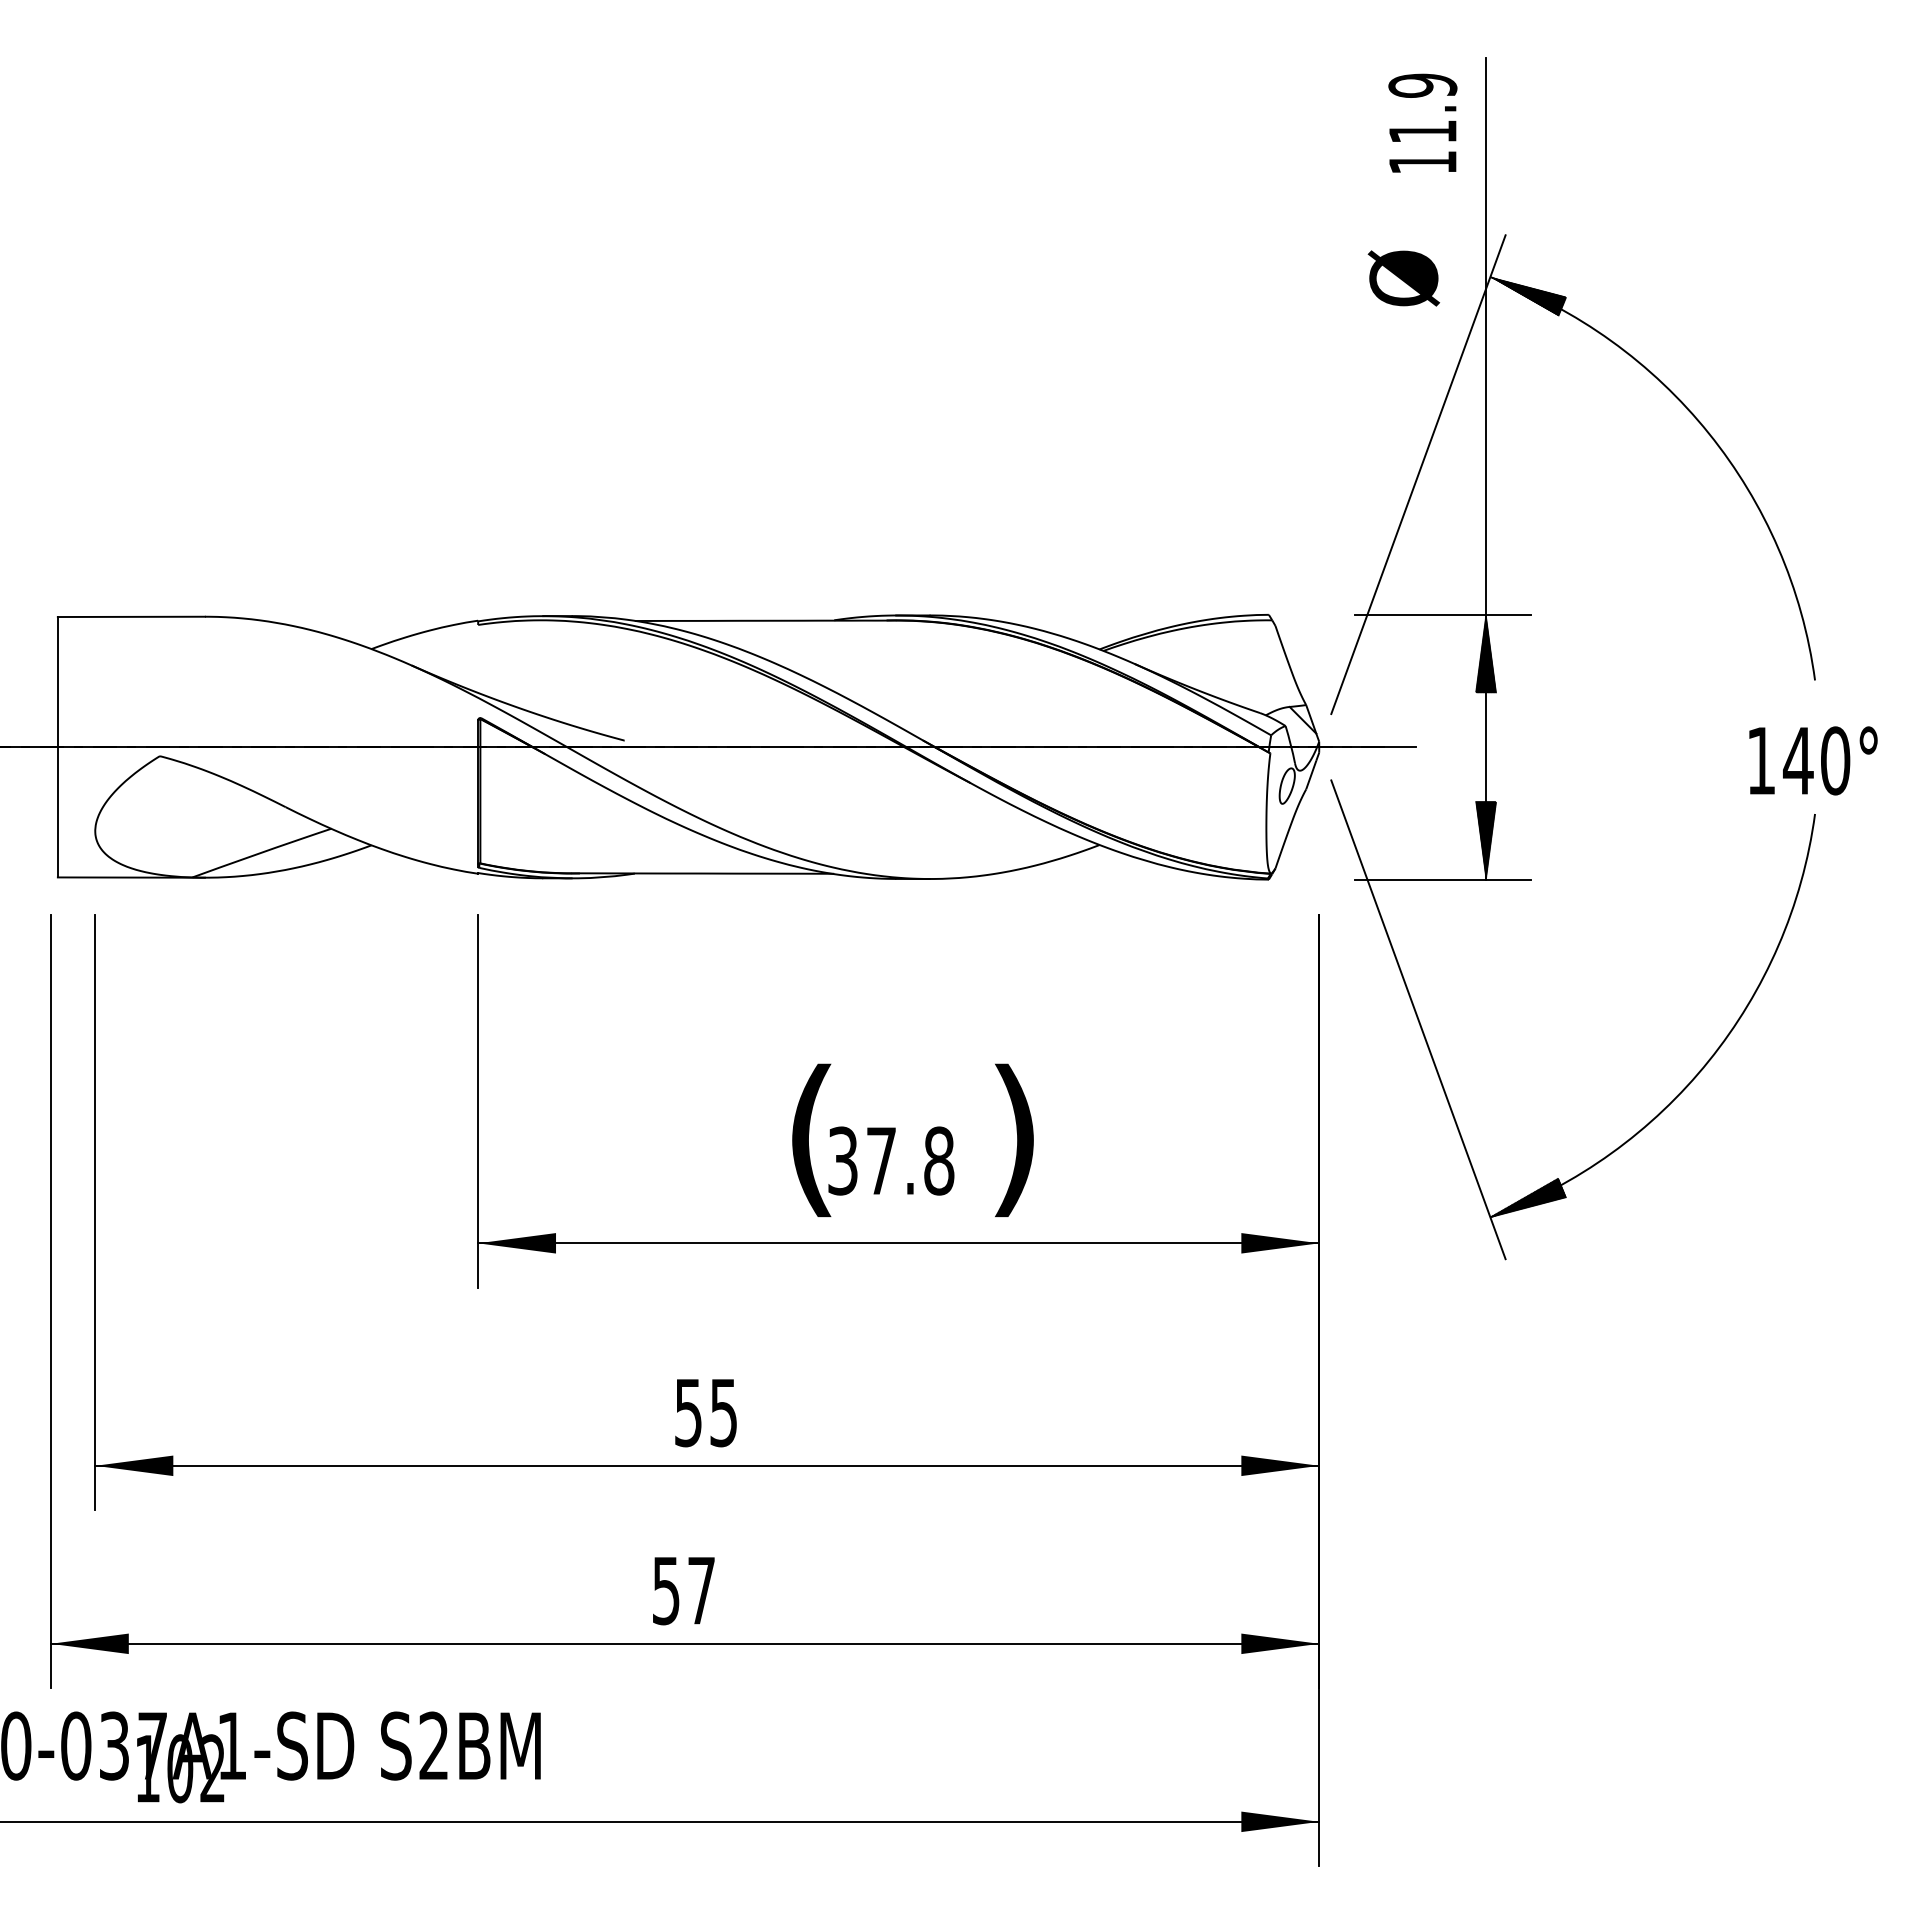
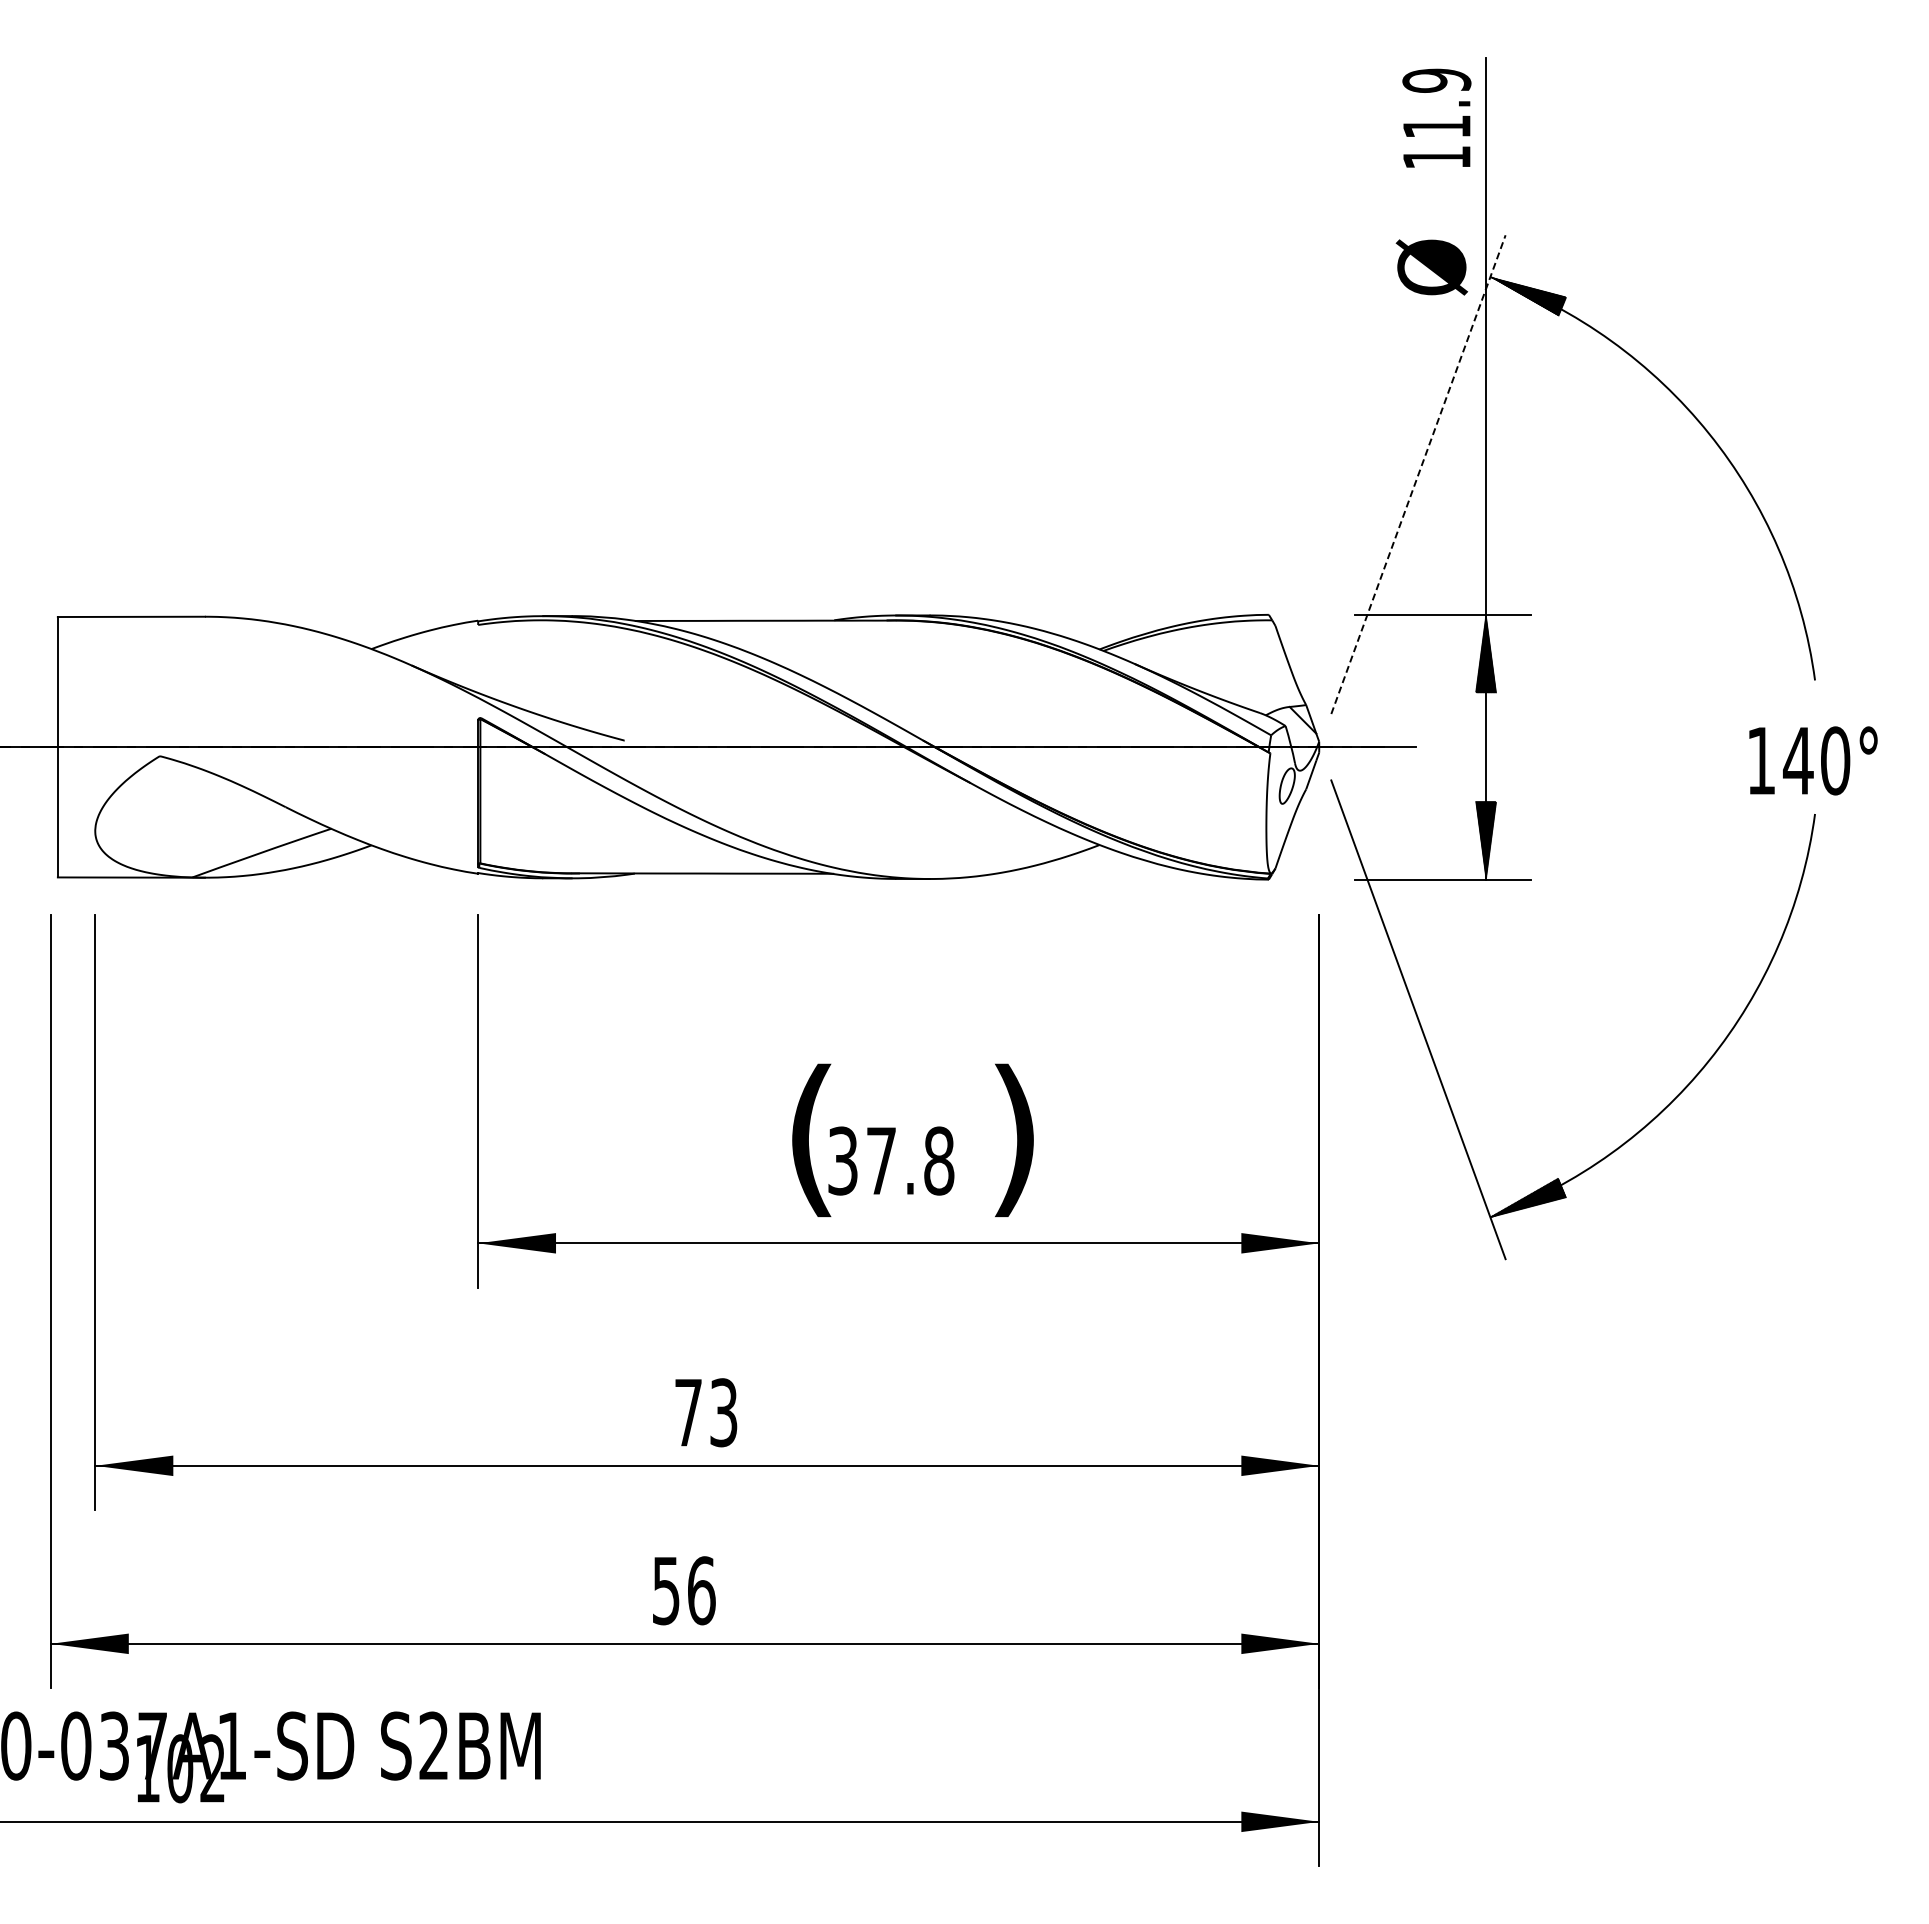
text position: (1422, 122) -> (1436, 117) (1436, 117)
text position: (1403, 278) -> (1431, 267) (1431, 267)
line: solid -> dashed (1418, 474)
text: 55 -> 73 (706, 1412)
text: 57 -> 56 (701, 1590)
